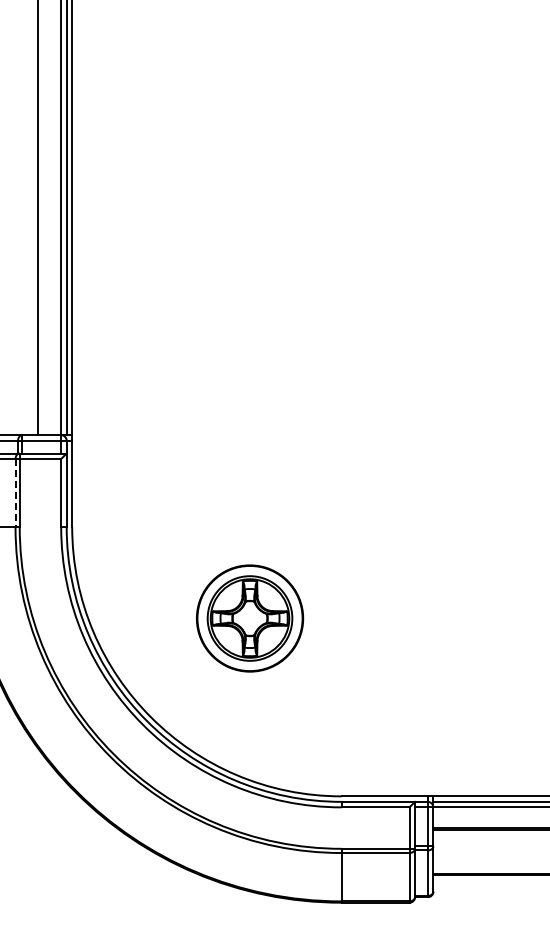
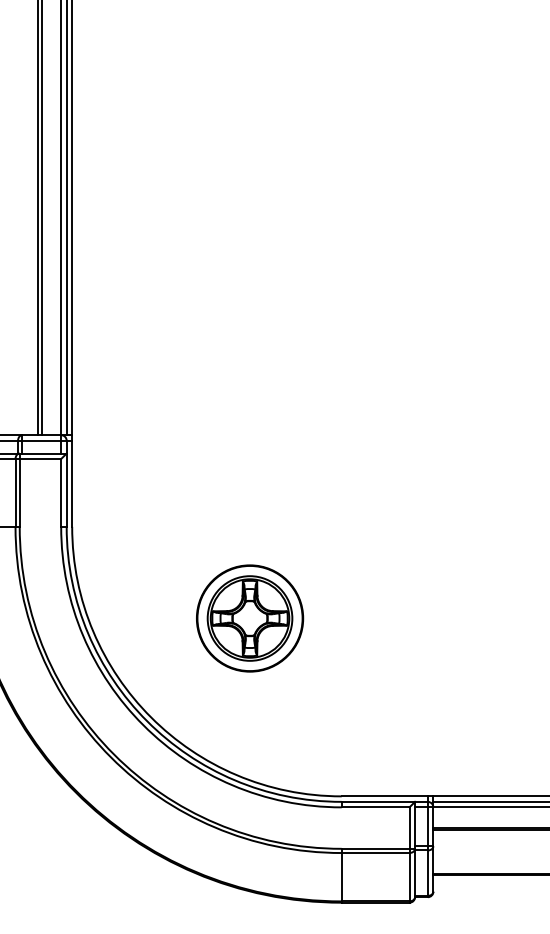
line: none -> present (41, 218)
line: dashed -> solid (15, 492)
